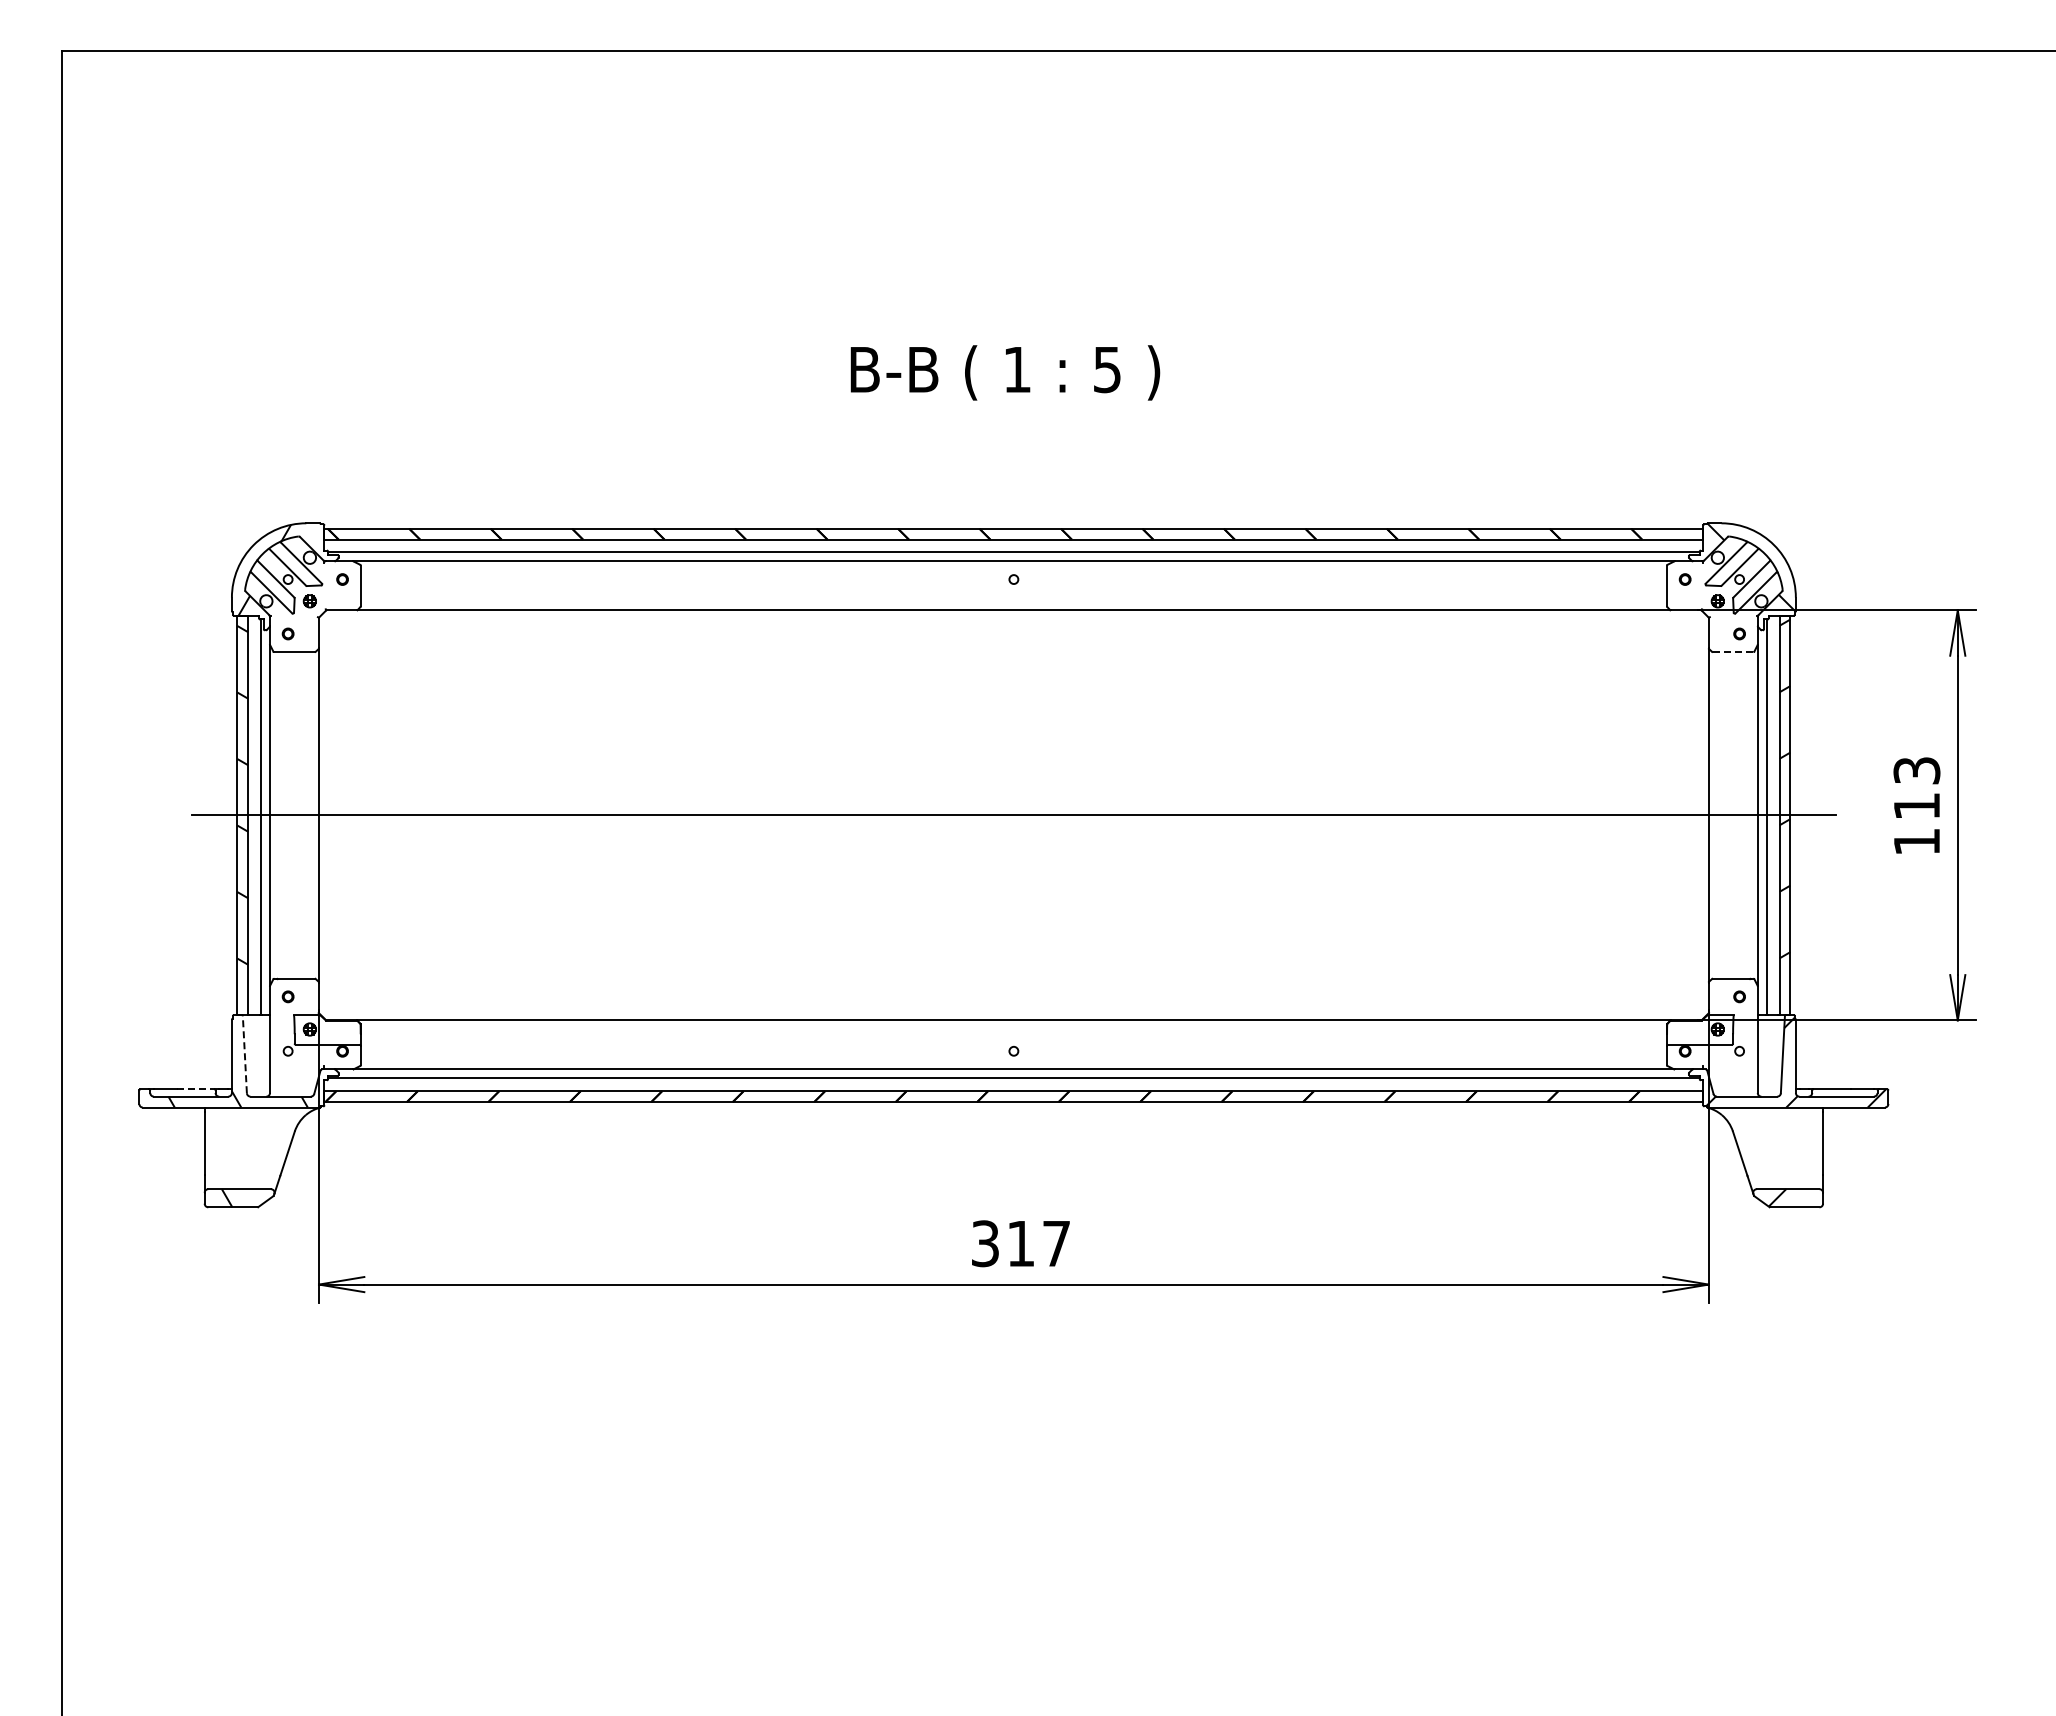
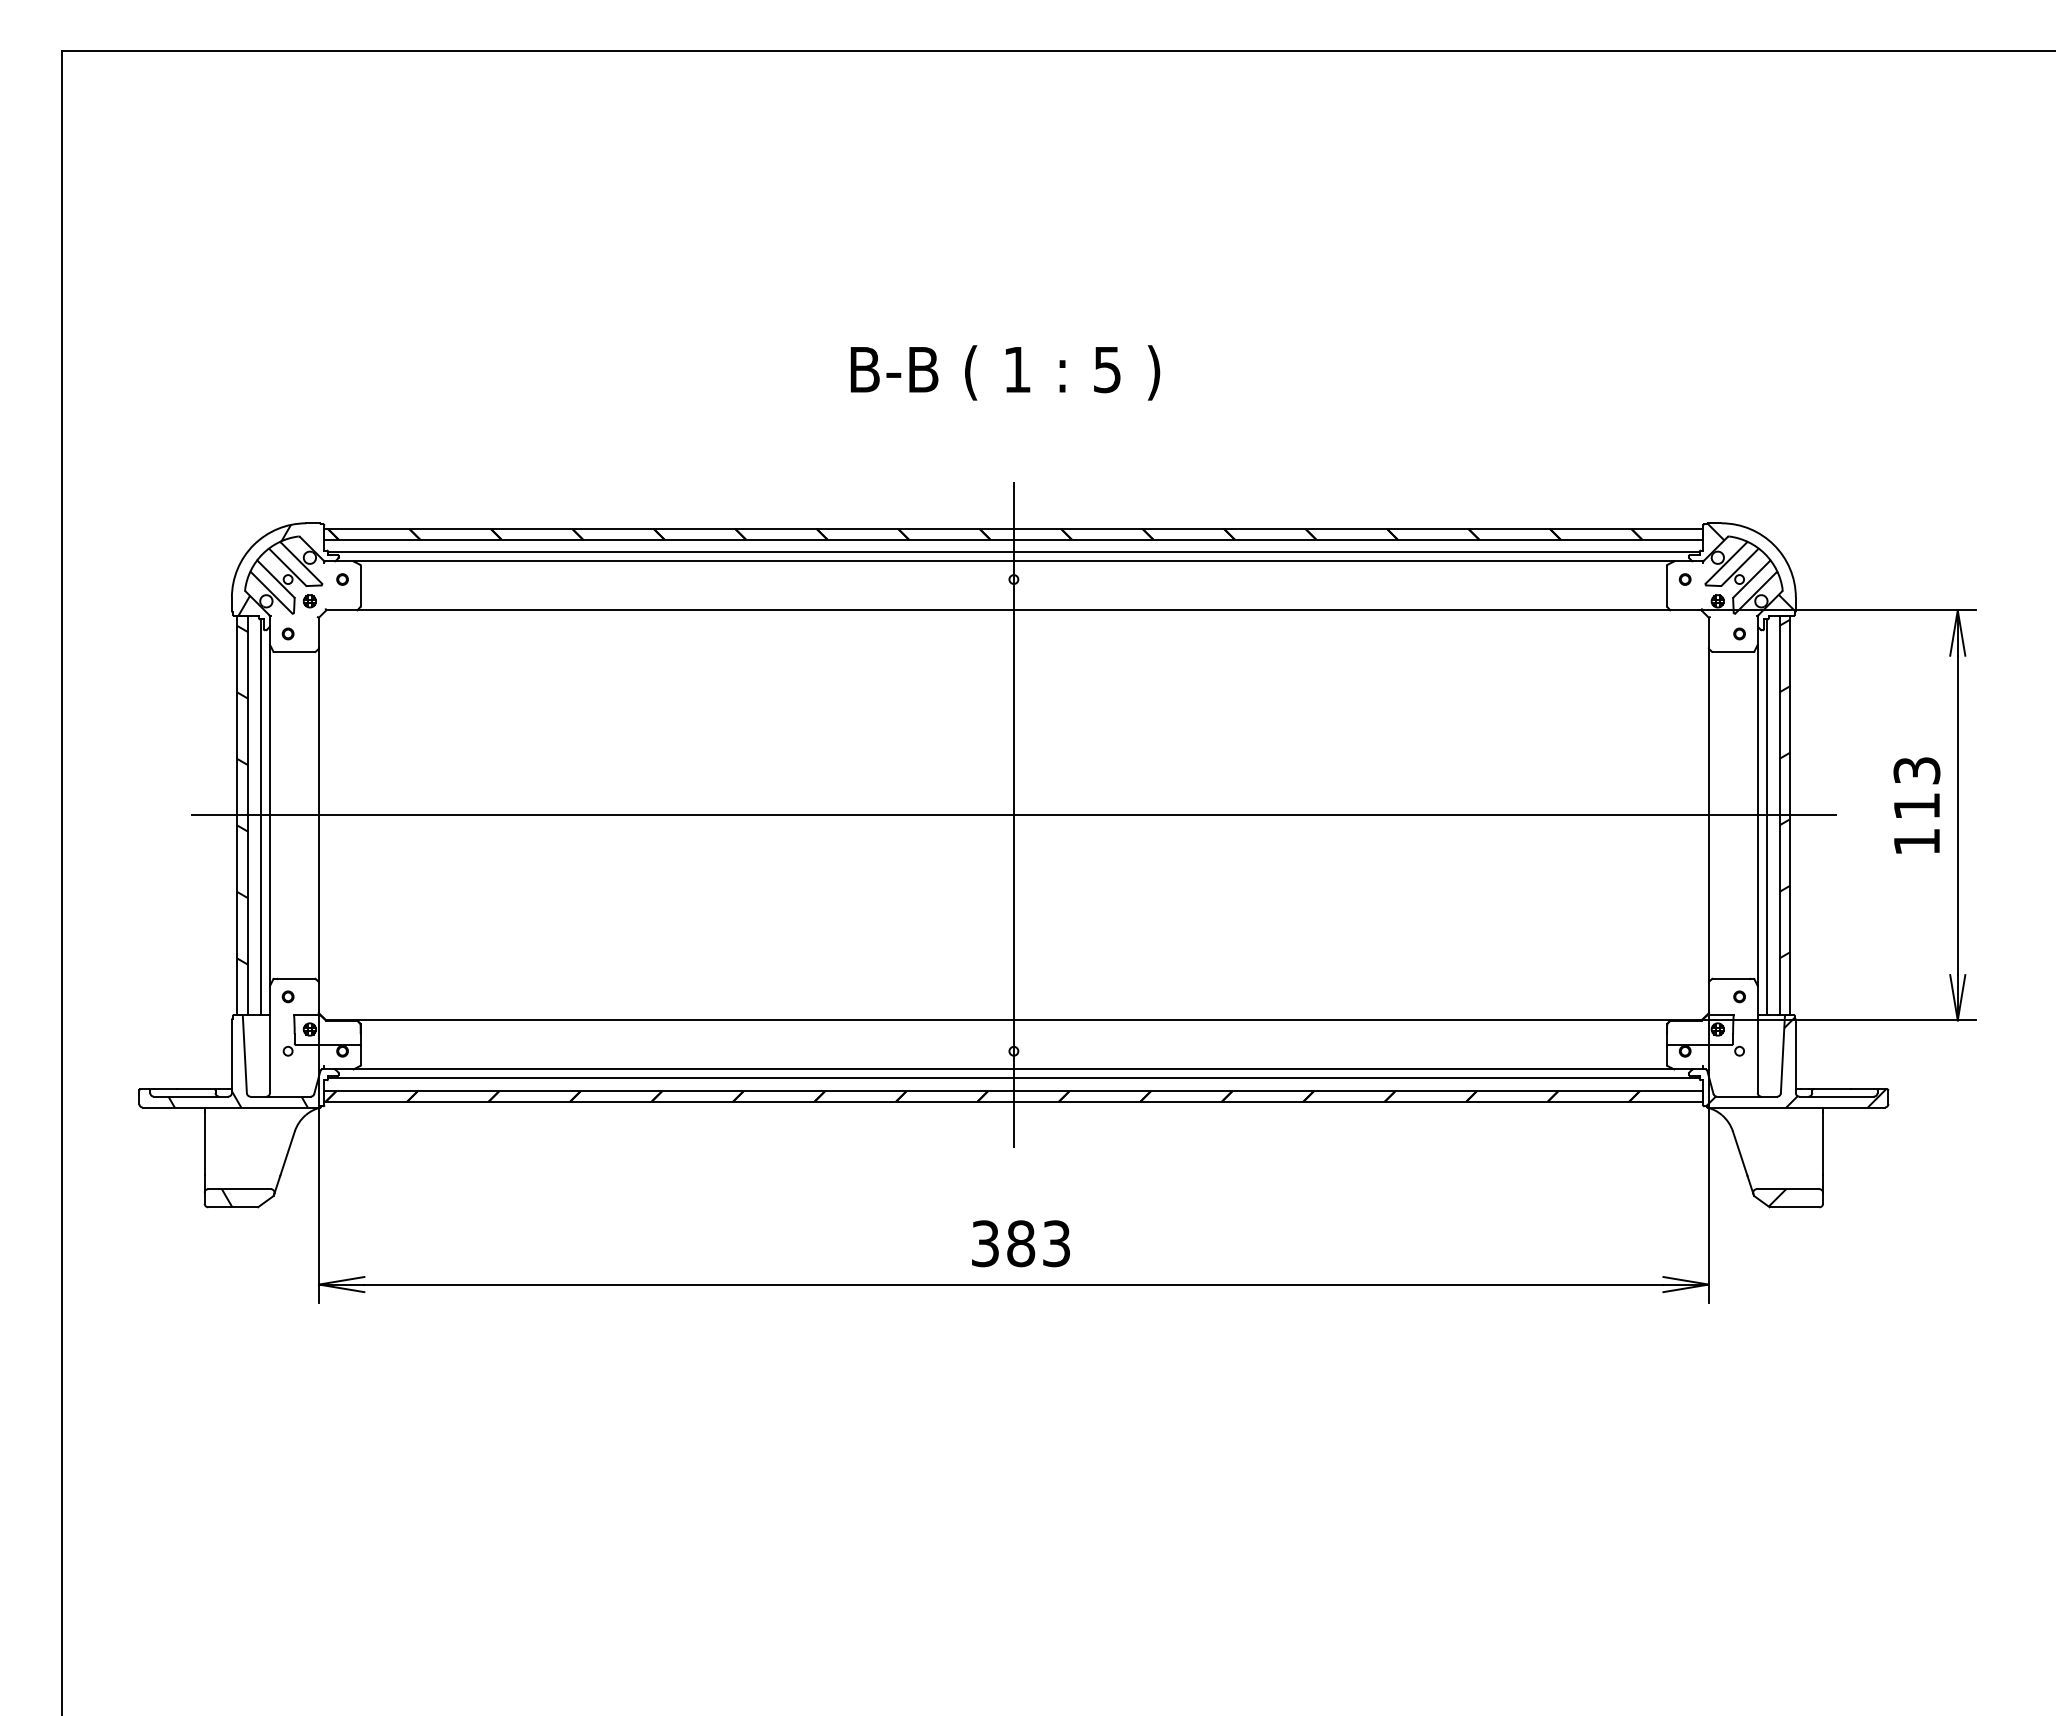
line: dashed -> solid (1733, 652)
line: none -> present (1013, 815)
line: dashed -> solid (244, 1054)
line: dashed -> solid (195, 1089)
text: 317 -> 383 (1038, 1243)
